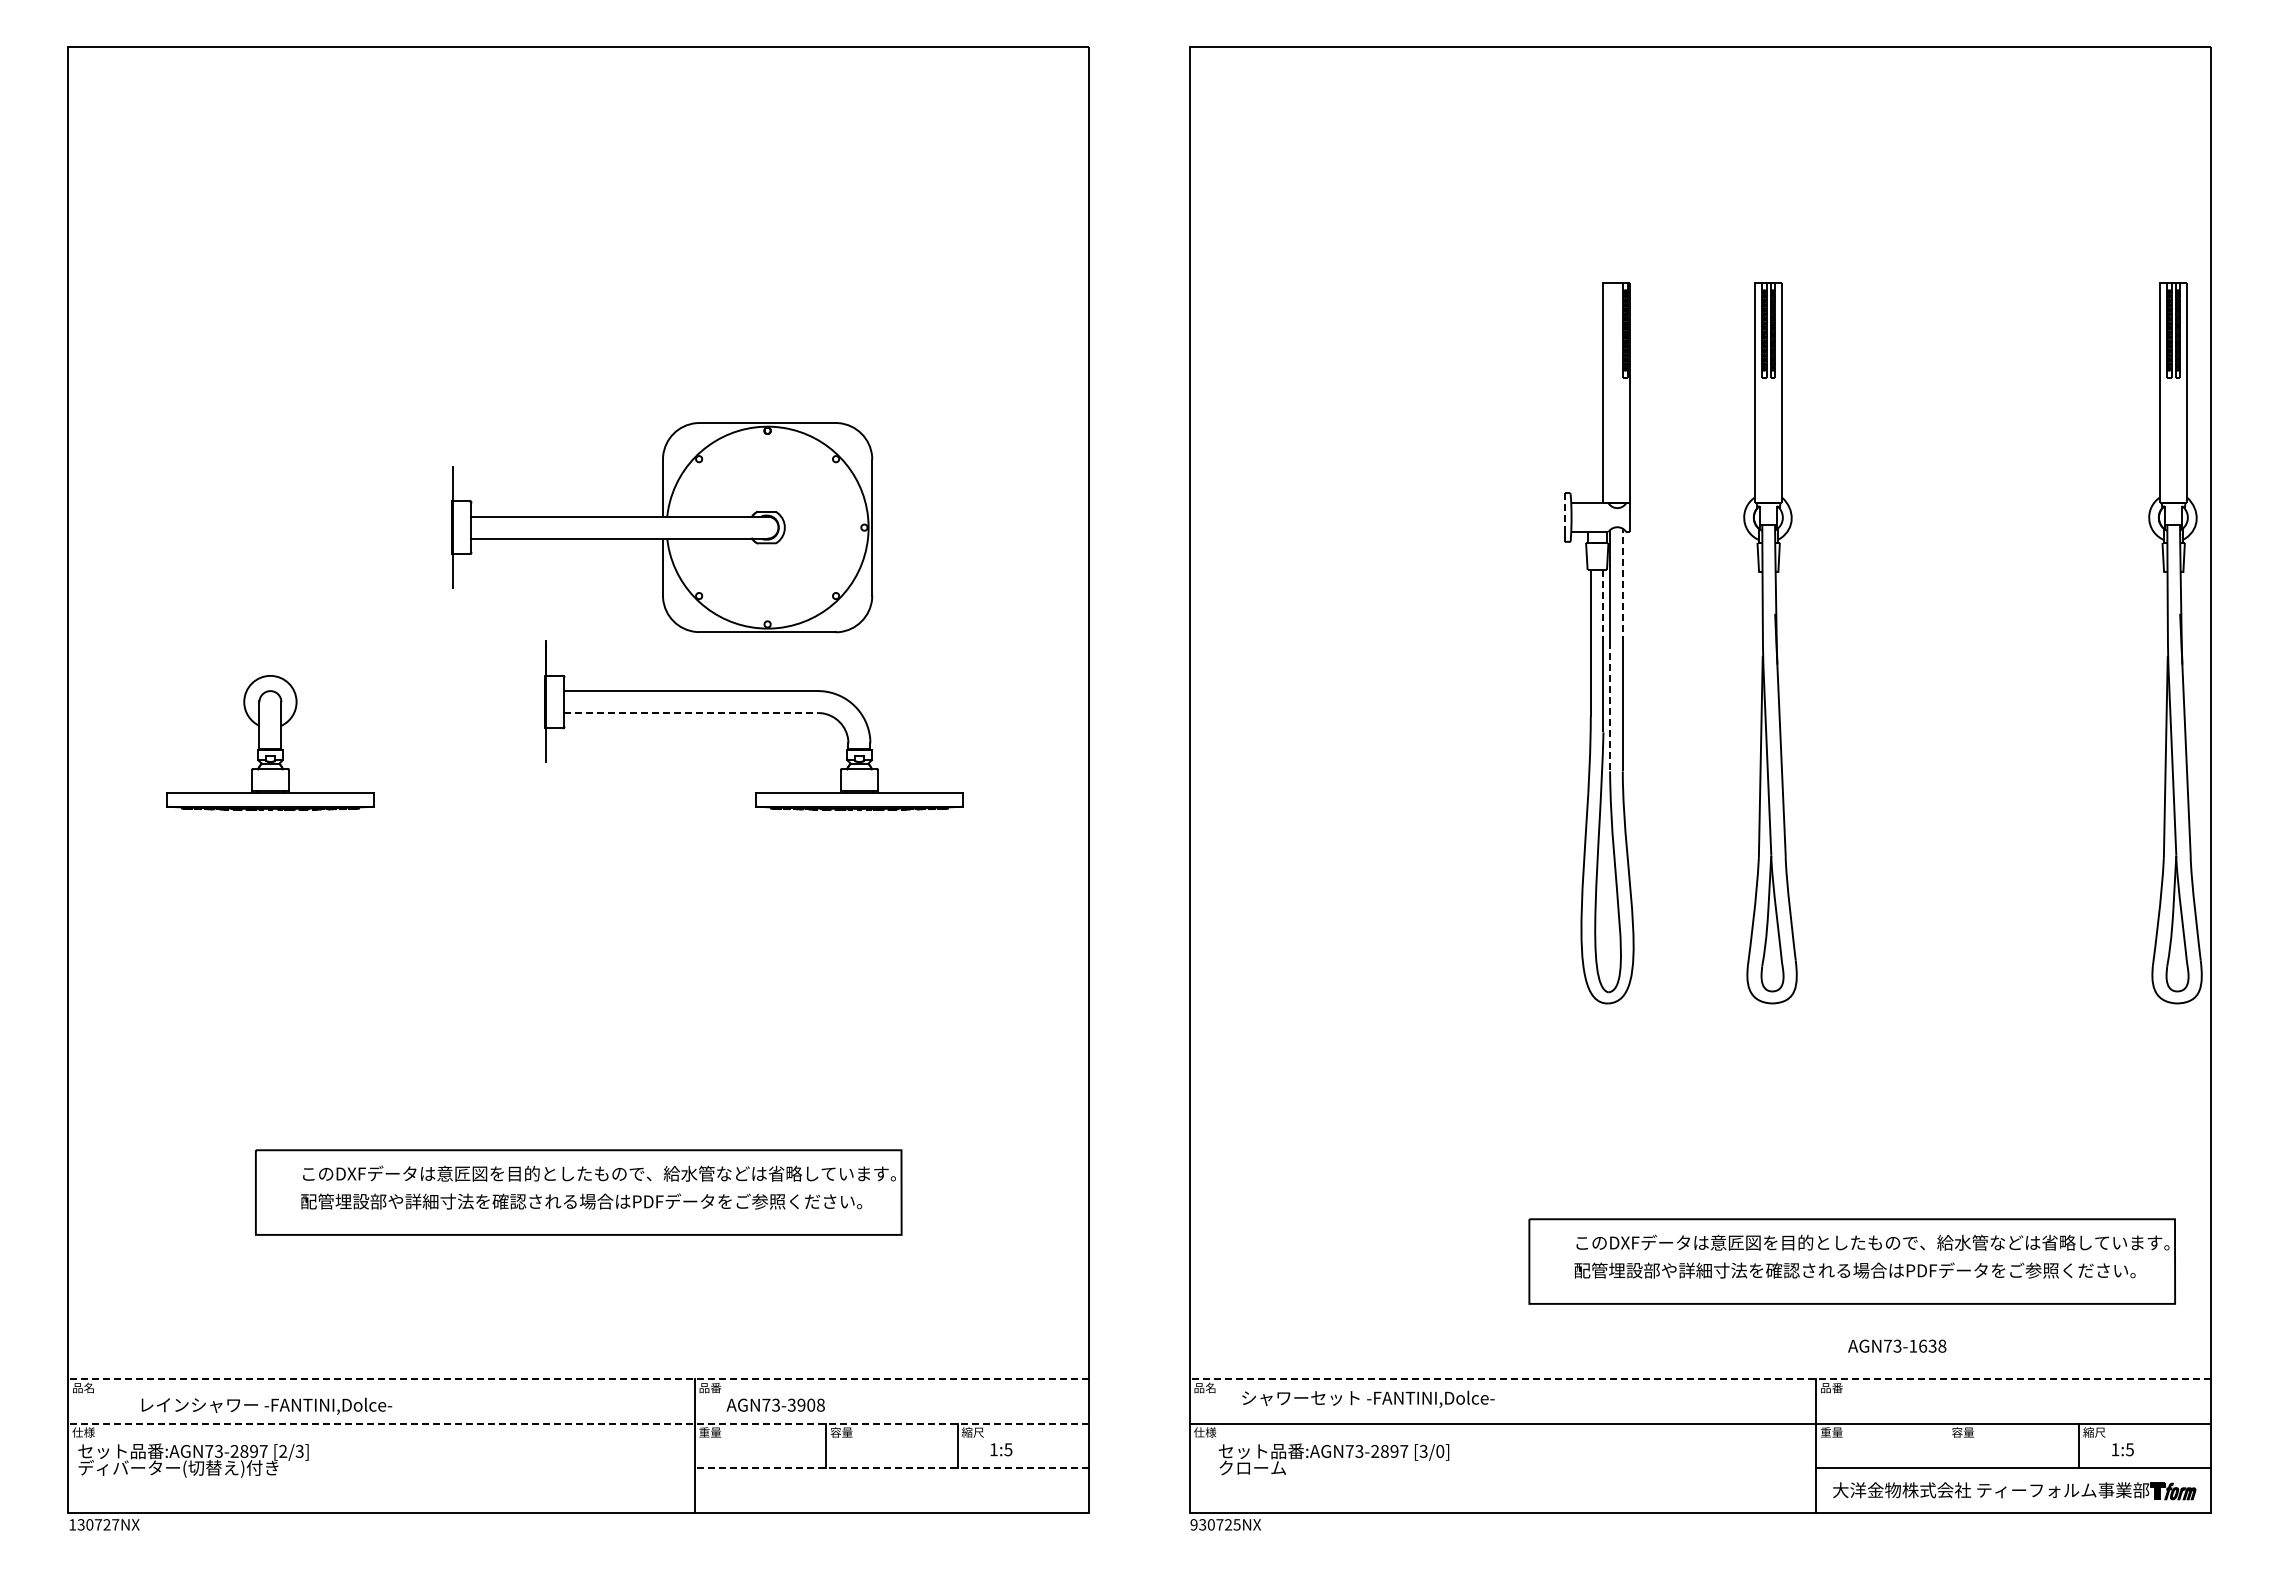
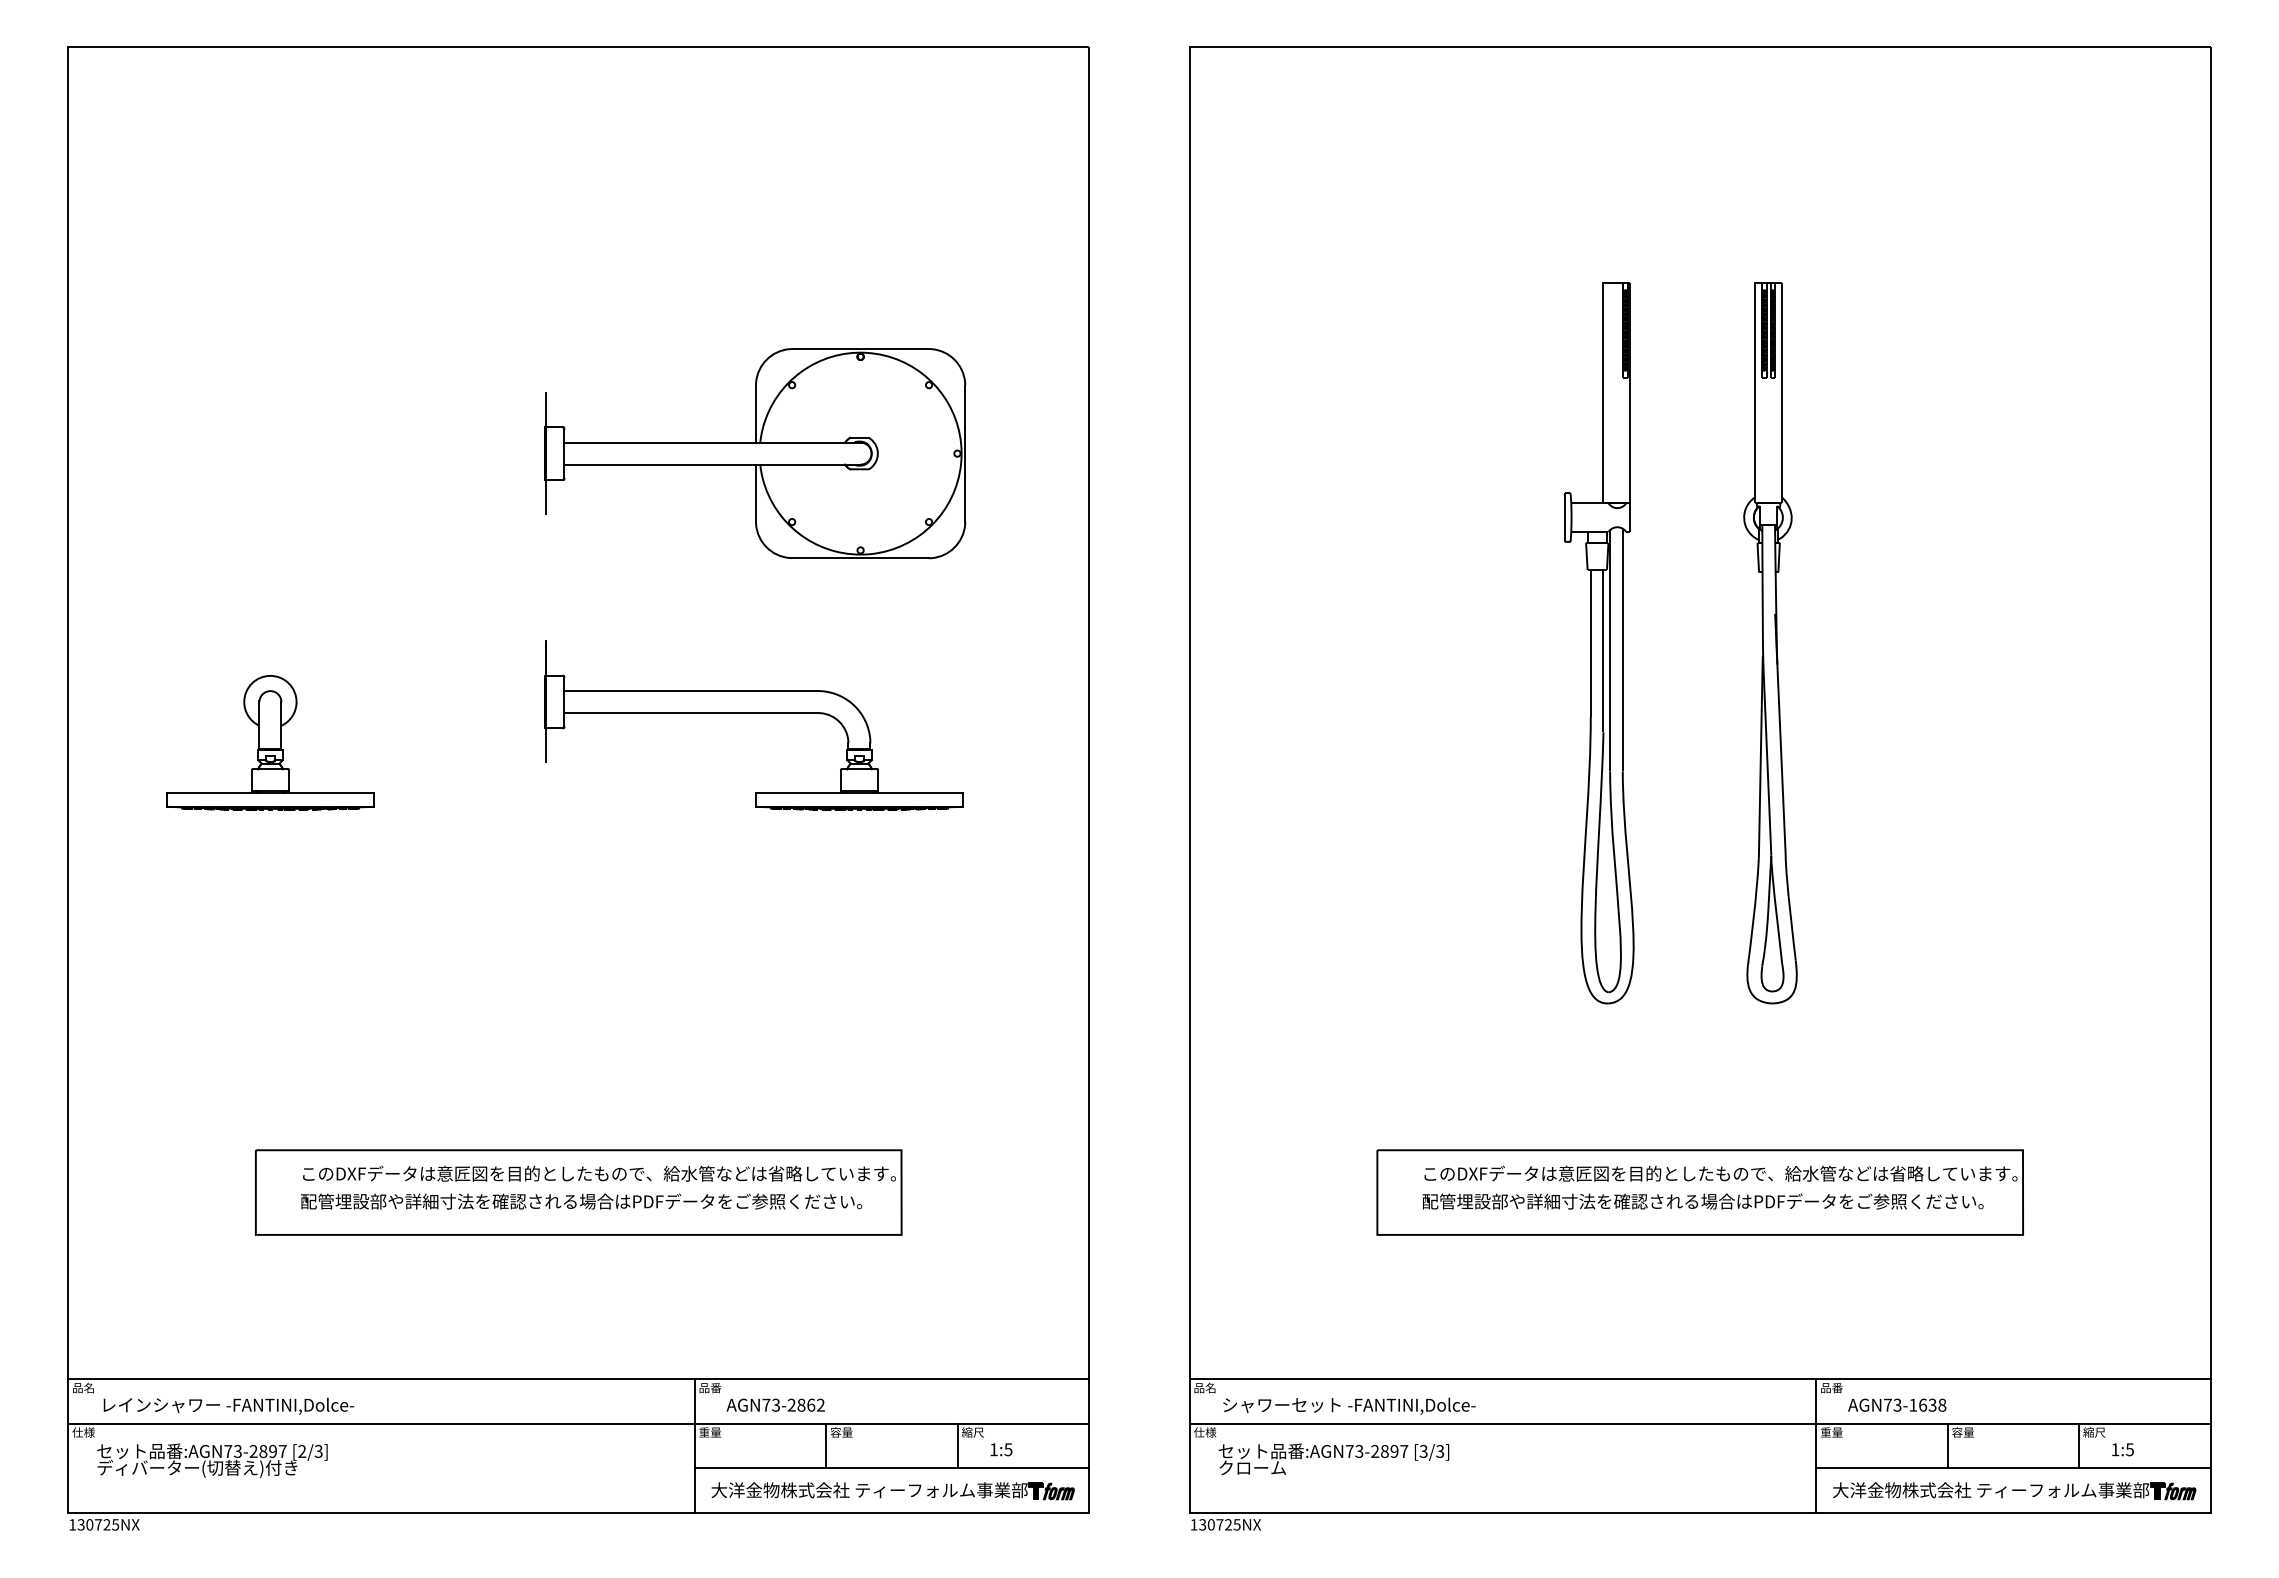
line: dashed -> solid (1564, 511)
part position: (662, 527) -> (755, 453) (755, 453)
line: dashed -> solid (1622, 585)
line: dashed -> solid (1603, 605)
part: present -> none (2175, 643)
line: dashed -> solid (1610, 706)
line: dashed -> solid (691, 713)
part position: (1851, 1261) -> (1699, 1192) (1699, 1192)
text position: (1897, 1345) -> (1897, 1404) (1897, 1404)
line: dashed -> solid (578, 1379)
line: dashed -> solid (1699, 1379)
text position: (1368, 1398) -> (1349, 1405) (1349, 1405)
text: AGN73-3908 -> AGN73-2862 (805, 1404)
text position: (266, 1405) -> (228, 1405) (228, 1405)
line: dashed -> solid (578, 1423)
line: none -> present (1947, 1445)
text: [3/0] -> [3/3] (1440, 1451)
text position: (193, 1460) -> (212, 1460) (212, 1460)
line: dashed -> solid (891, 1468)
part: none -> present (892, 1491)
text: 130727NX -> 130725NX (115, 1524)
text: 930725NX -> 130725NX (1193, 1524)
